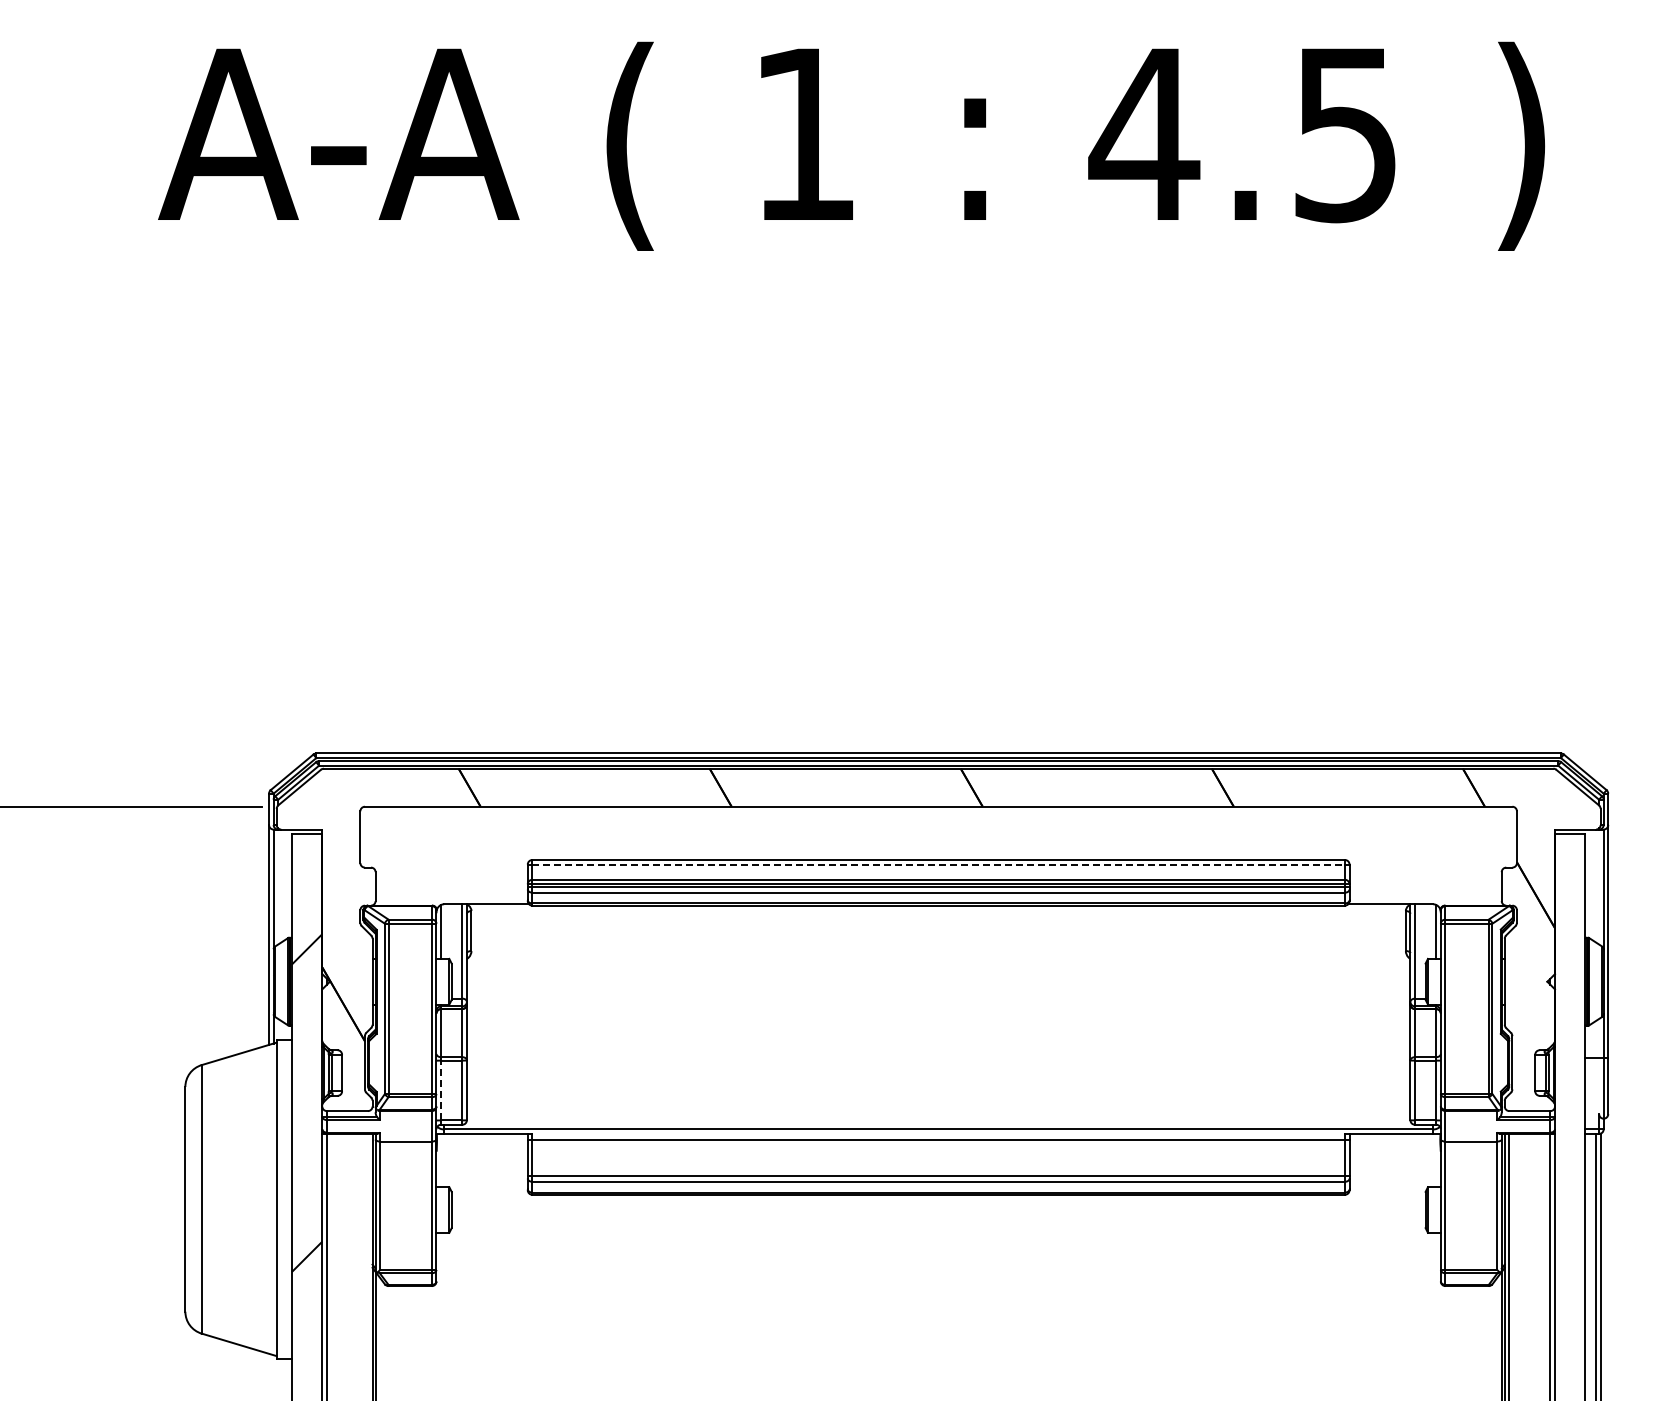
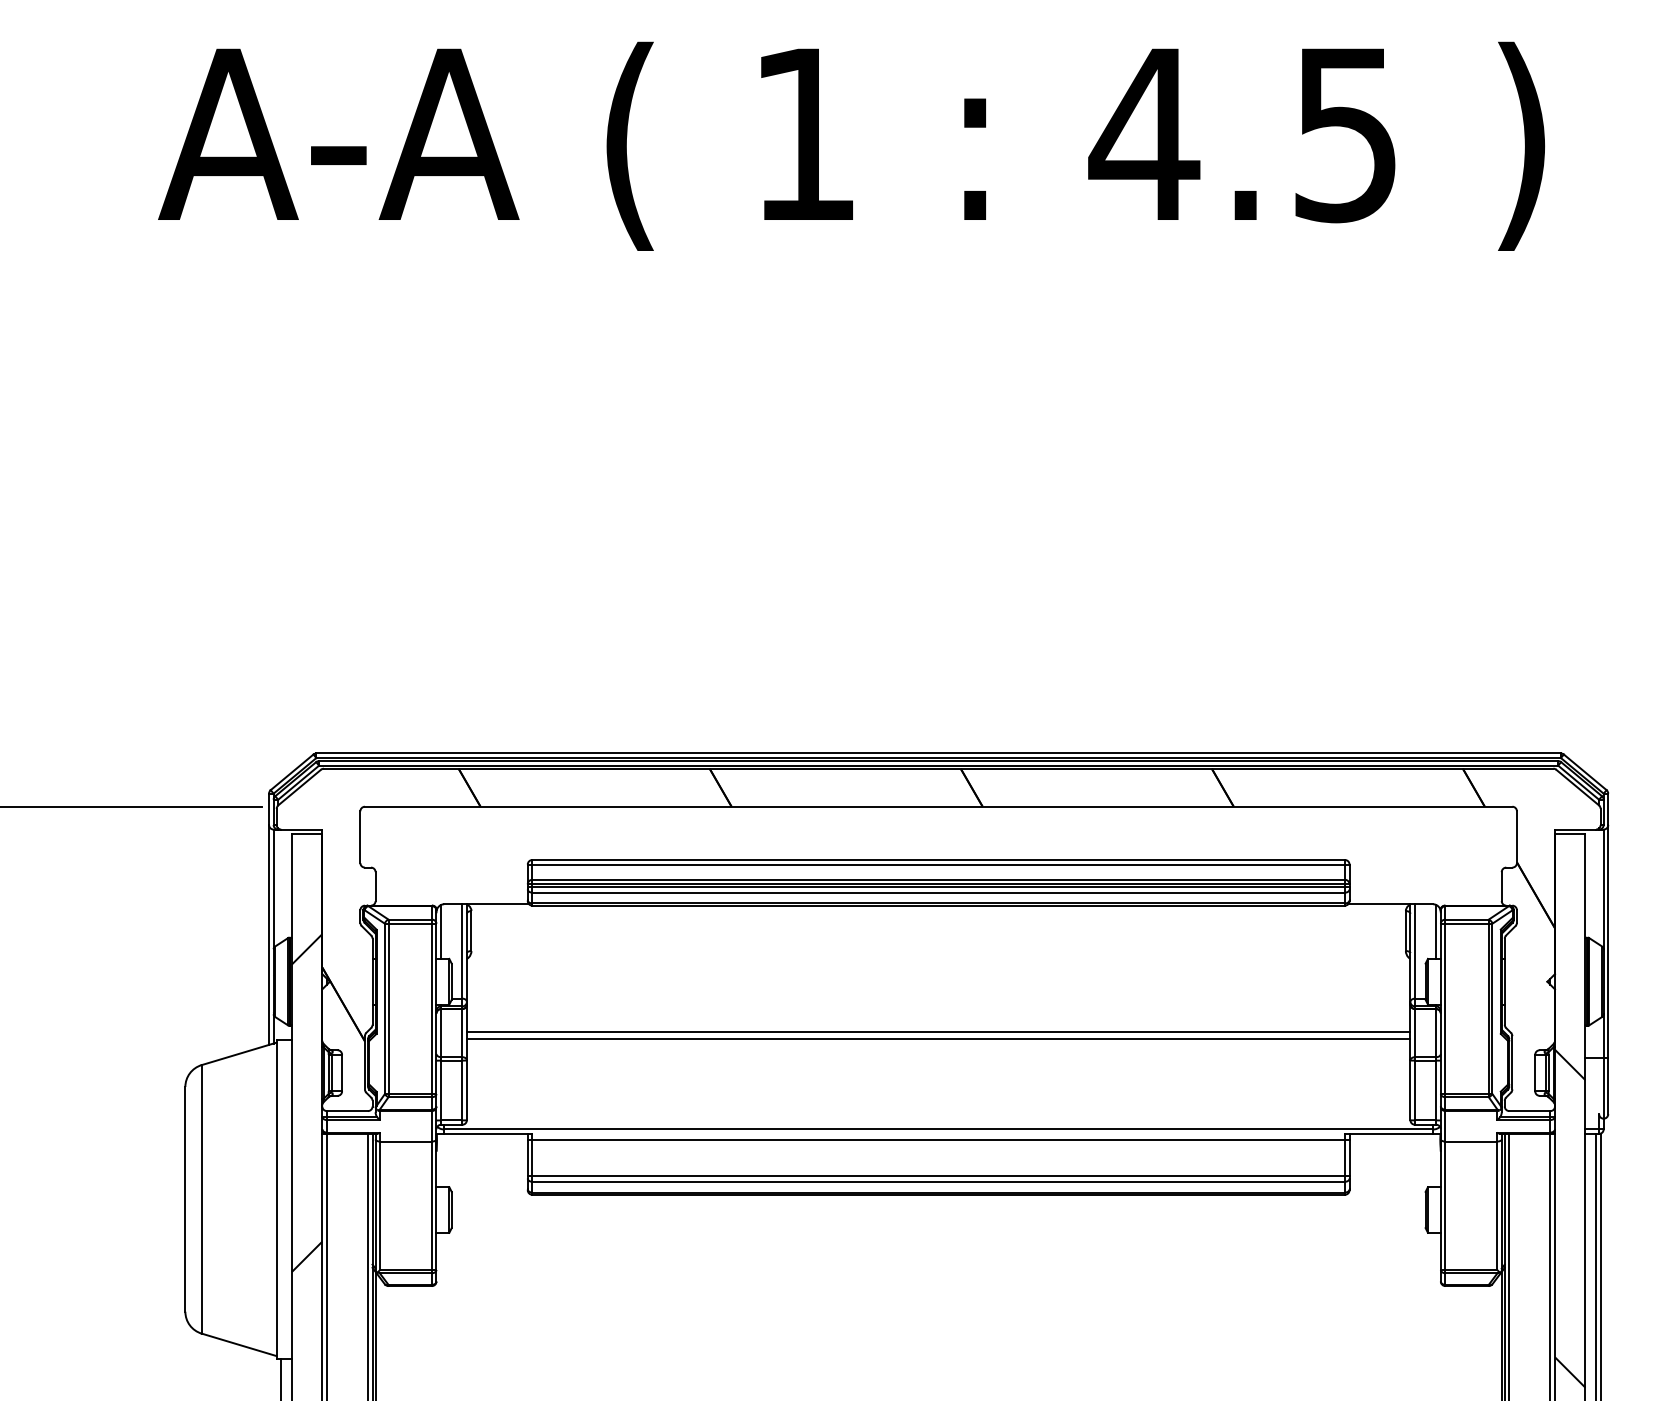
line: dashed -> solid (939, 864)
line: none -> present (938, 1032)
line: none -> present (938, 1038)
line: dashed -> solid (441, 1090)
hatch: none -> present (1569, 1218)
line: none -> present (367, 1265)
line: none -> present (281, 1378)
